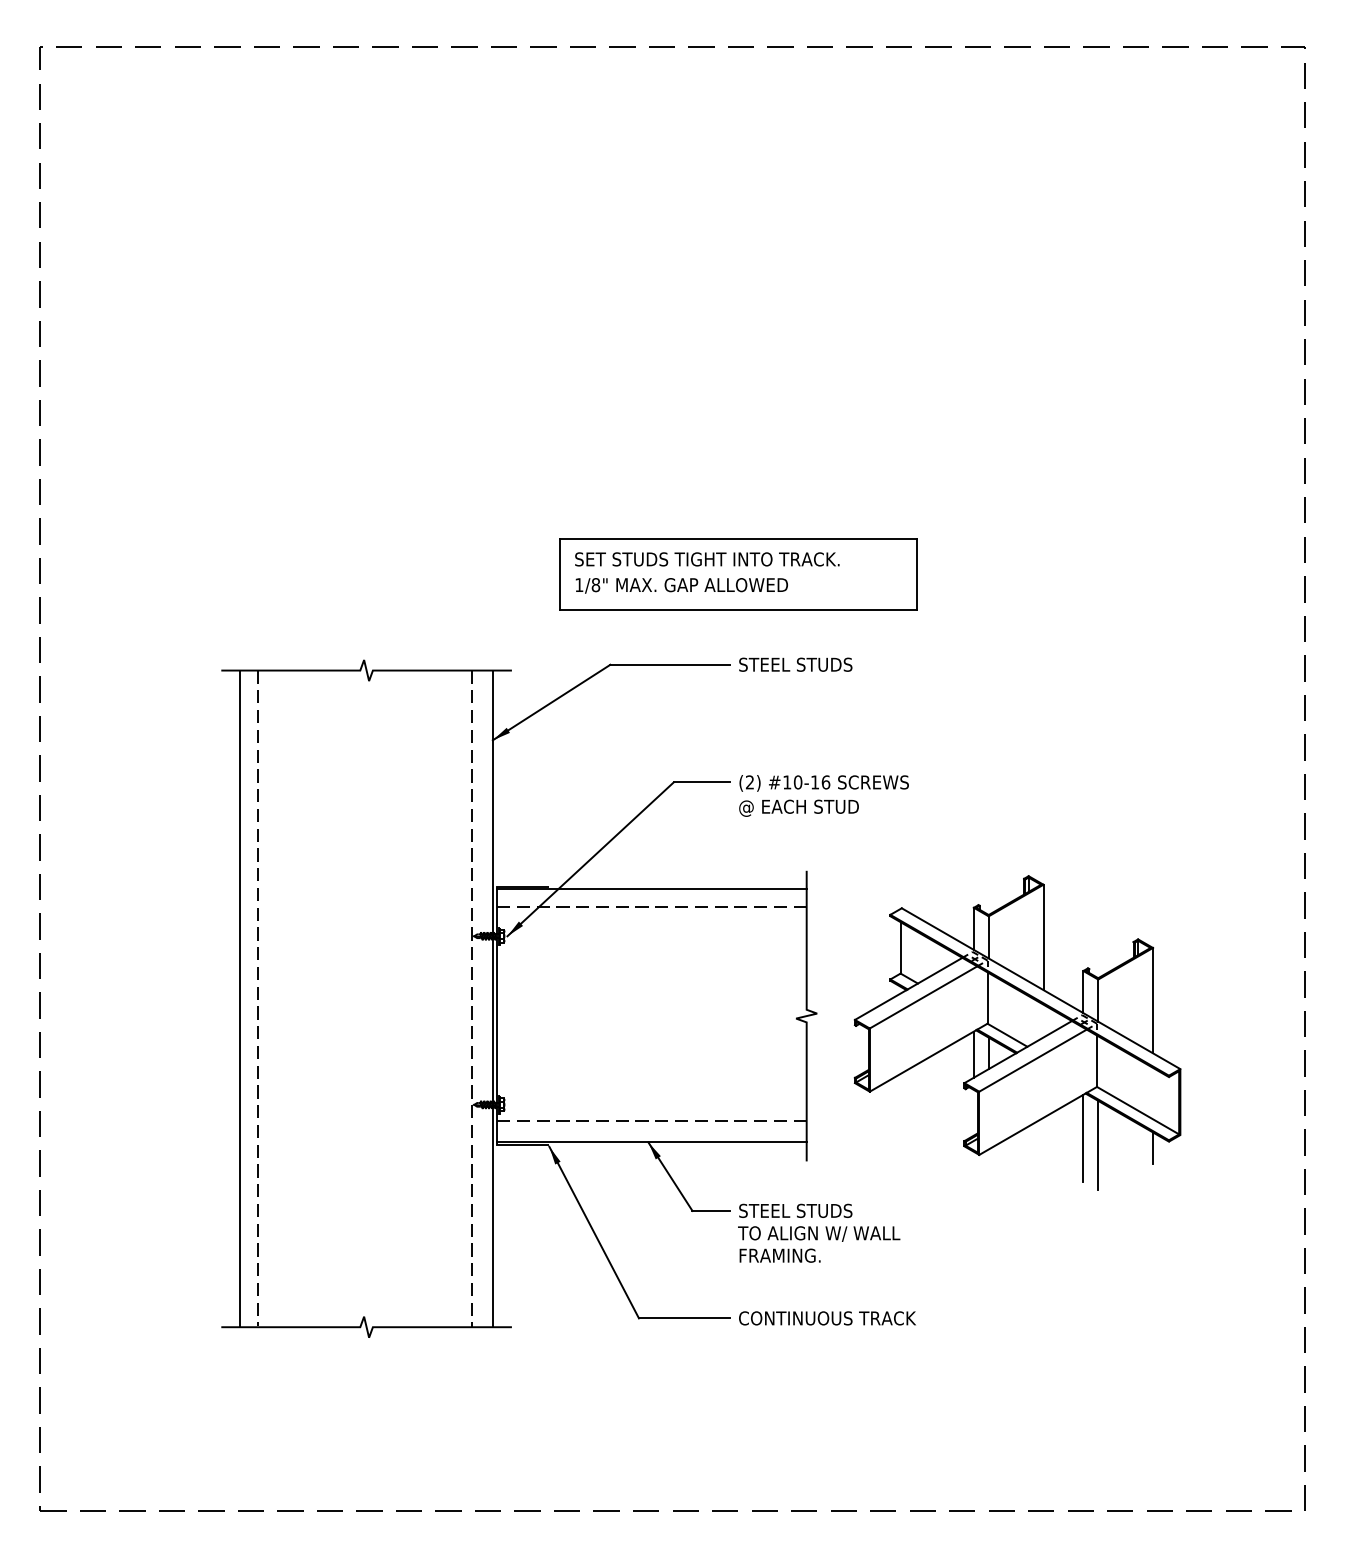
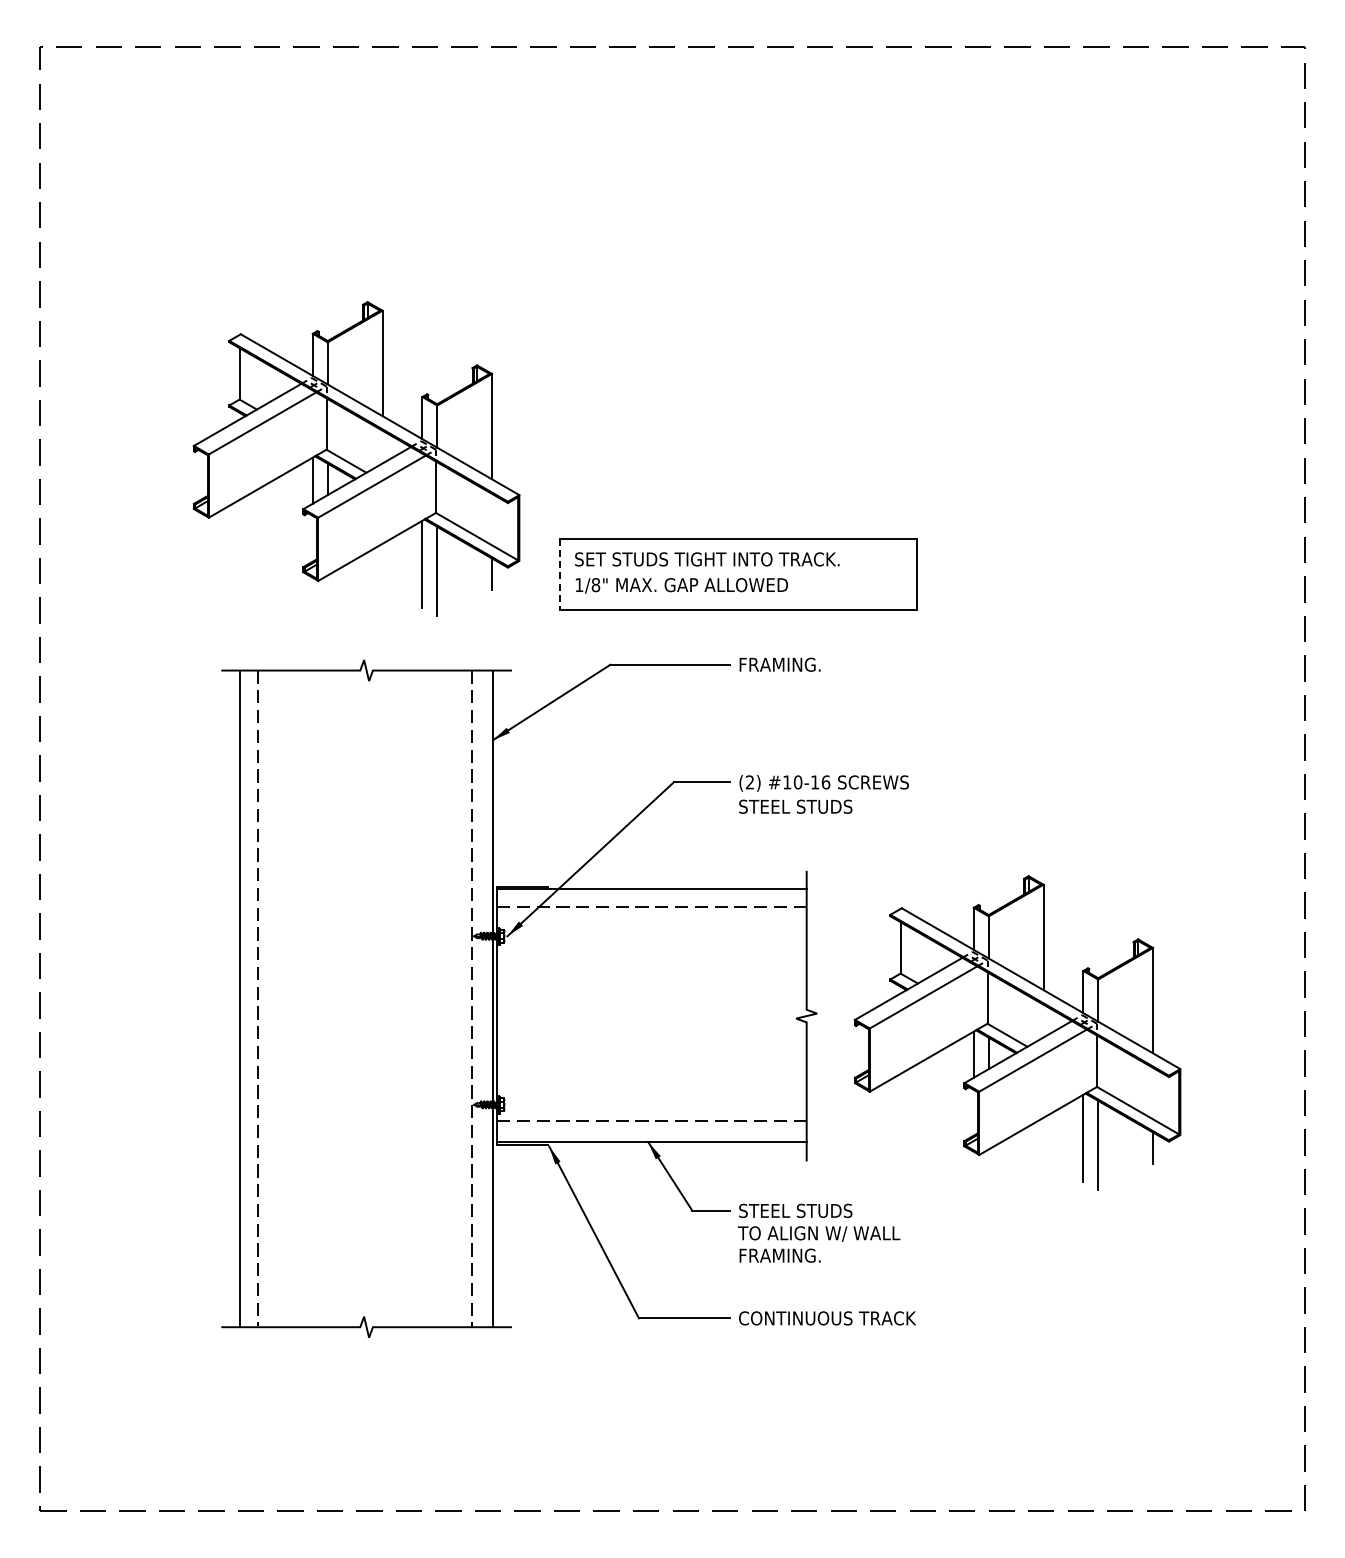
part: none -> present (356, 458)
line: solid -> dashed (559, 574)
text: STEEL STUDS -> FRAMING. (795, 664)
text: @ EACH STUD -> STEEL STUDS (798, 807)
